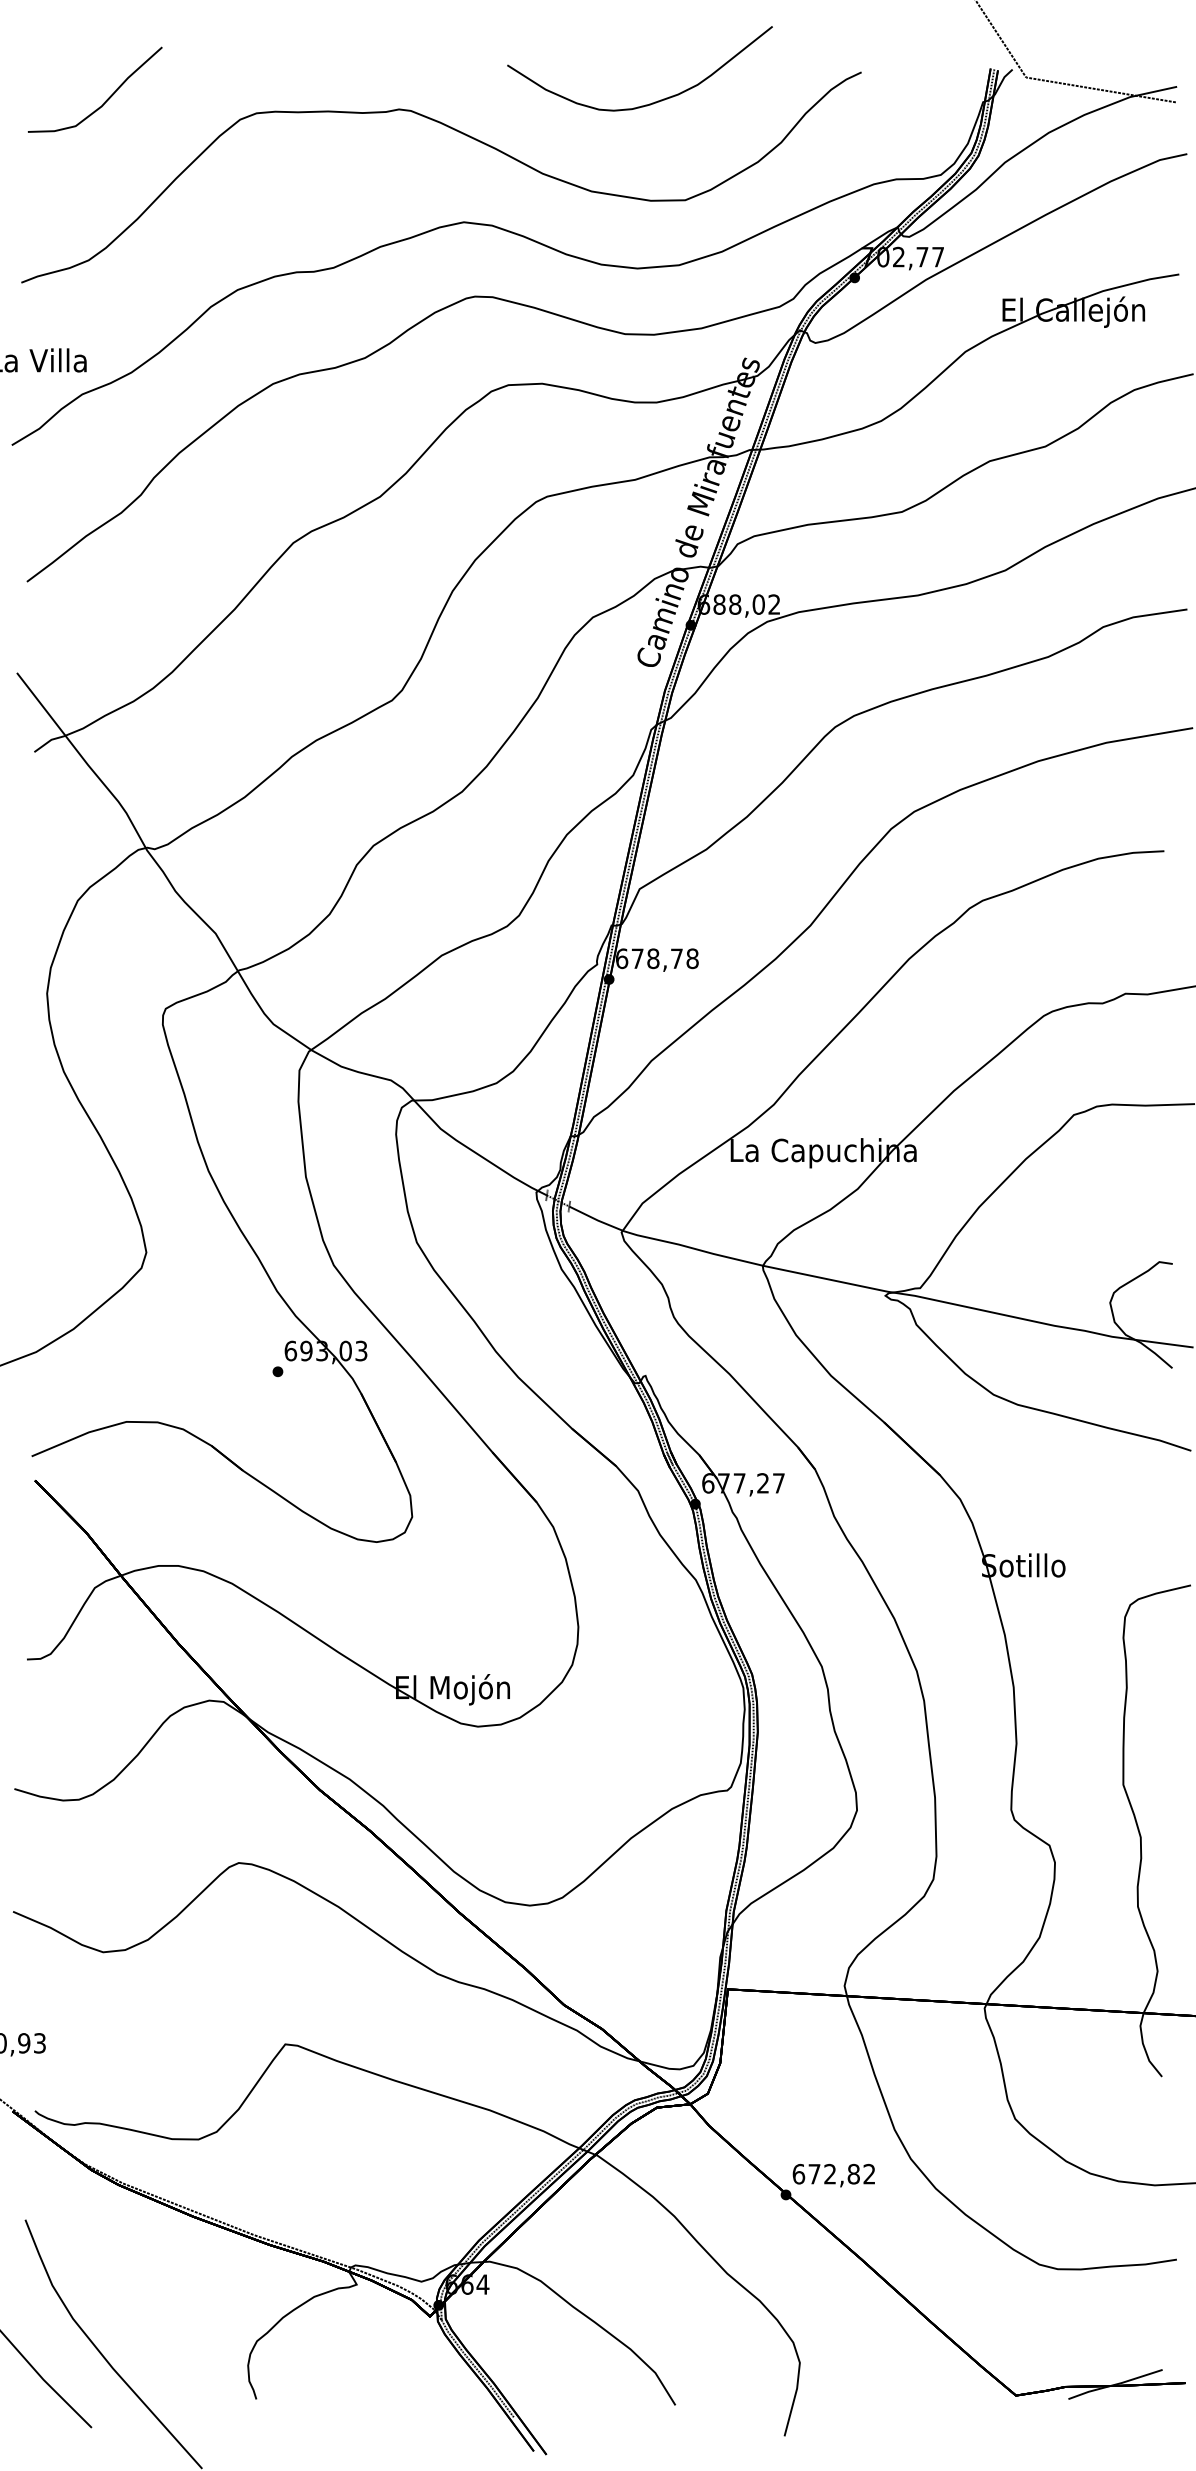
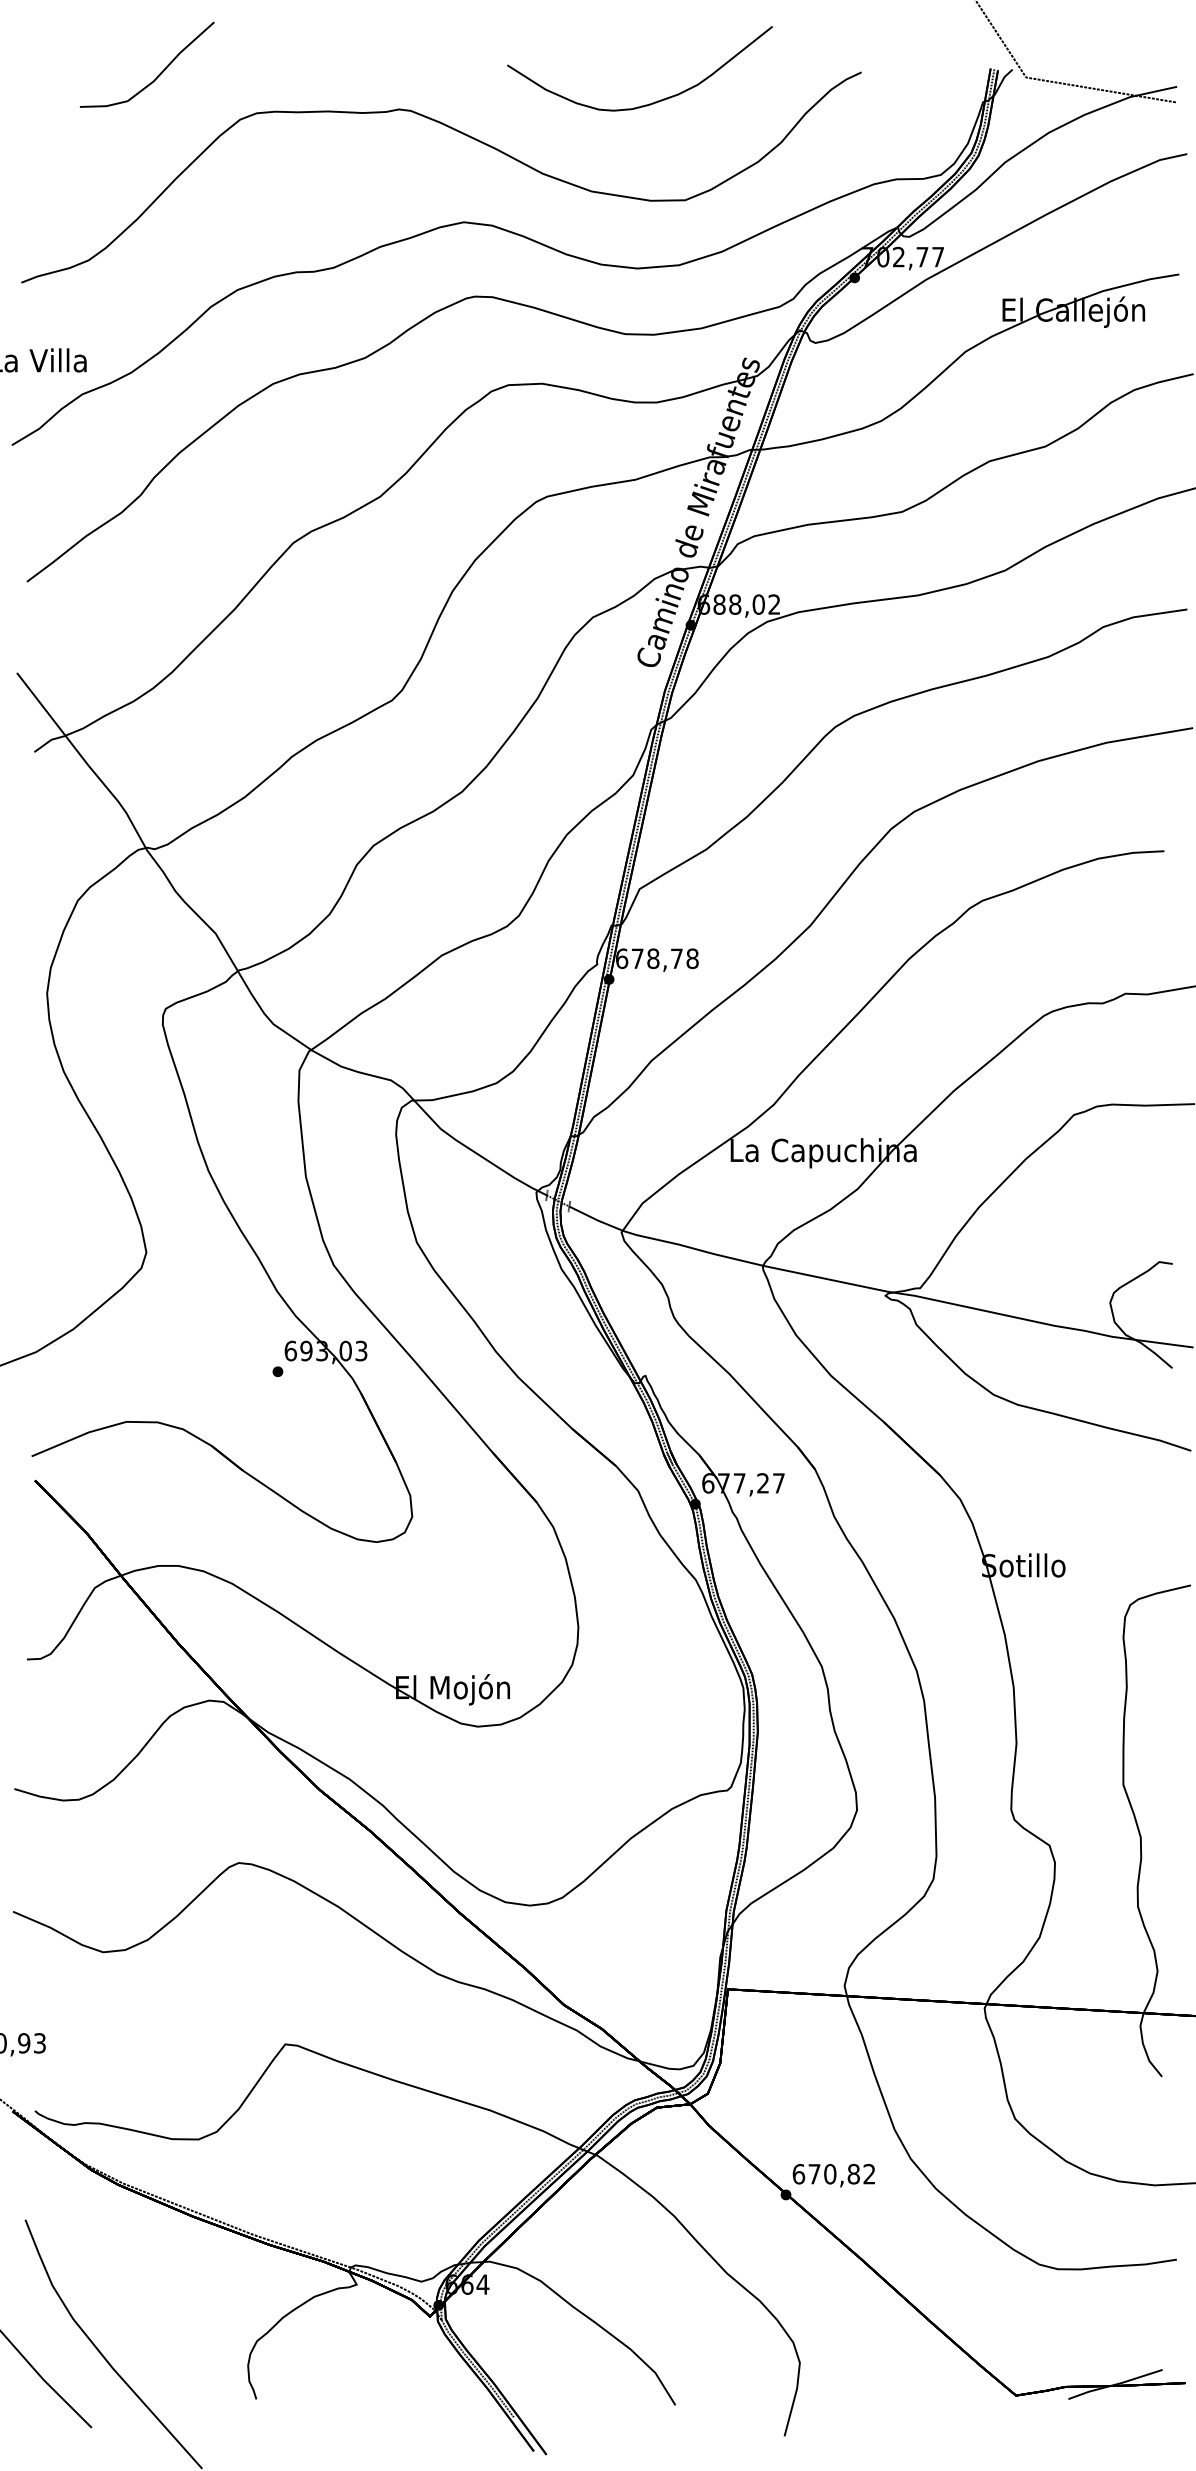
curve position: (105, 100) -> (157, 75) (157, 75)
text: 672,82 -> 670,82 (830, 2174)
